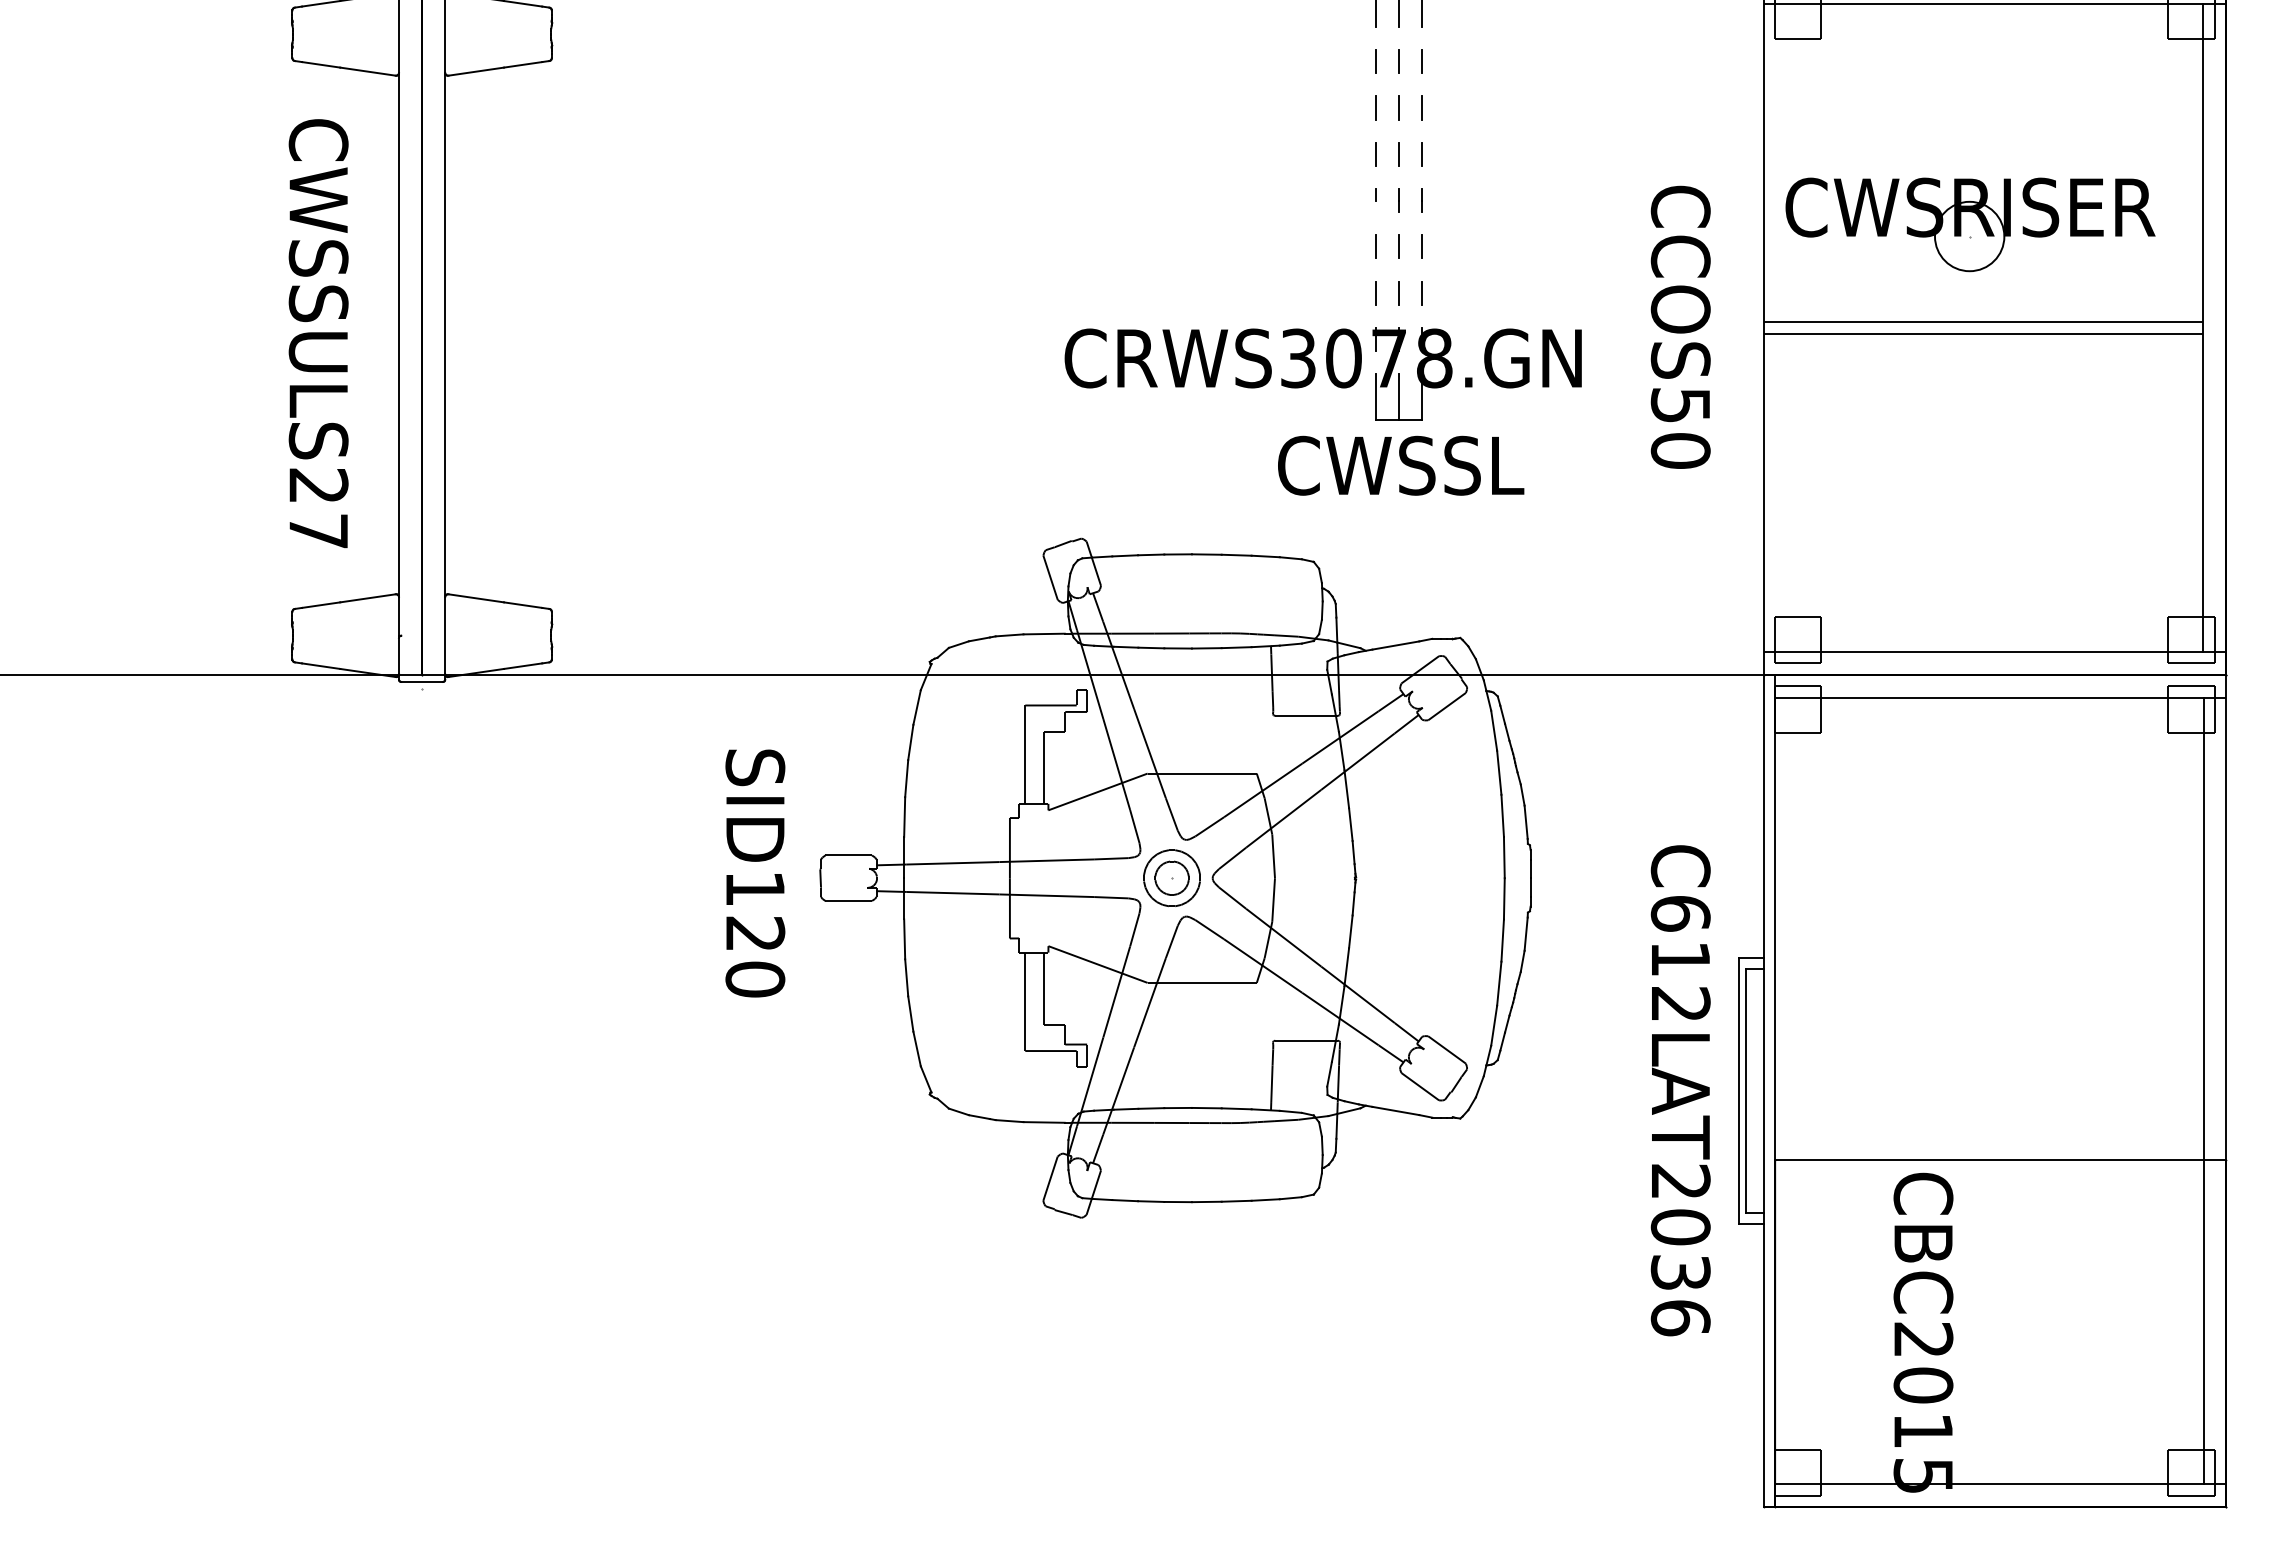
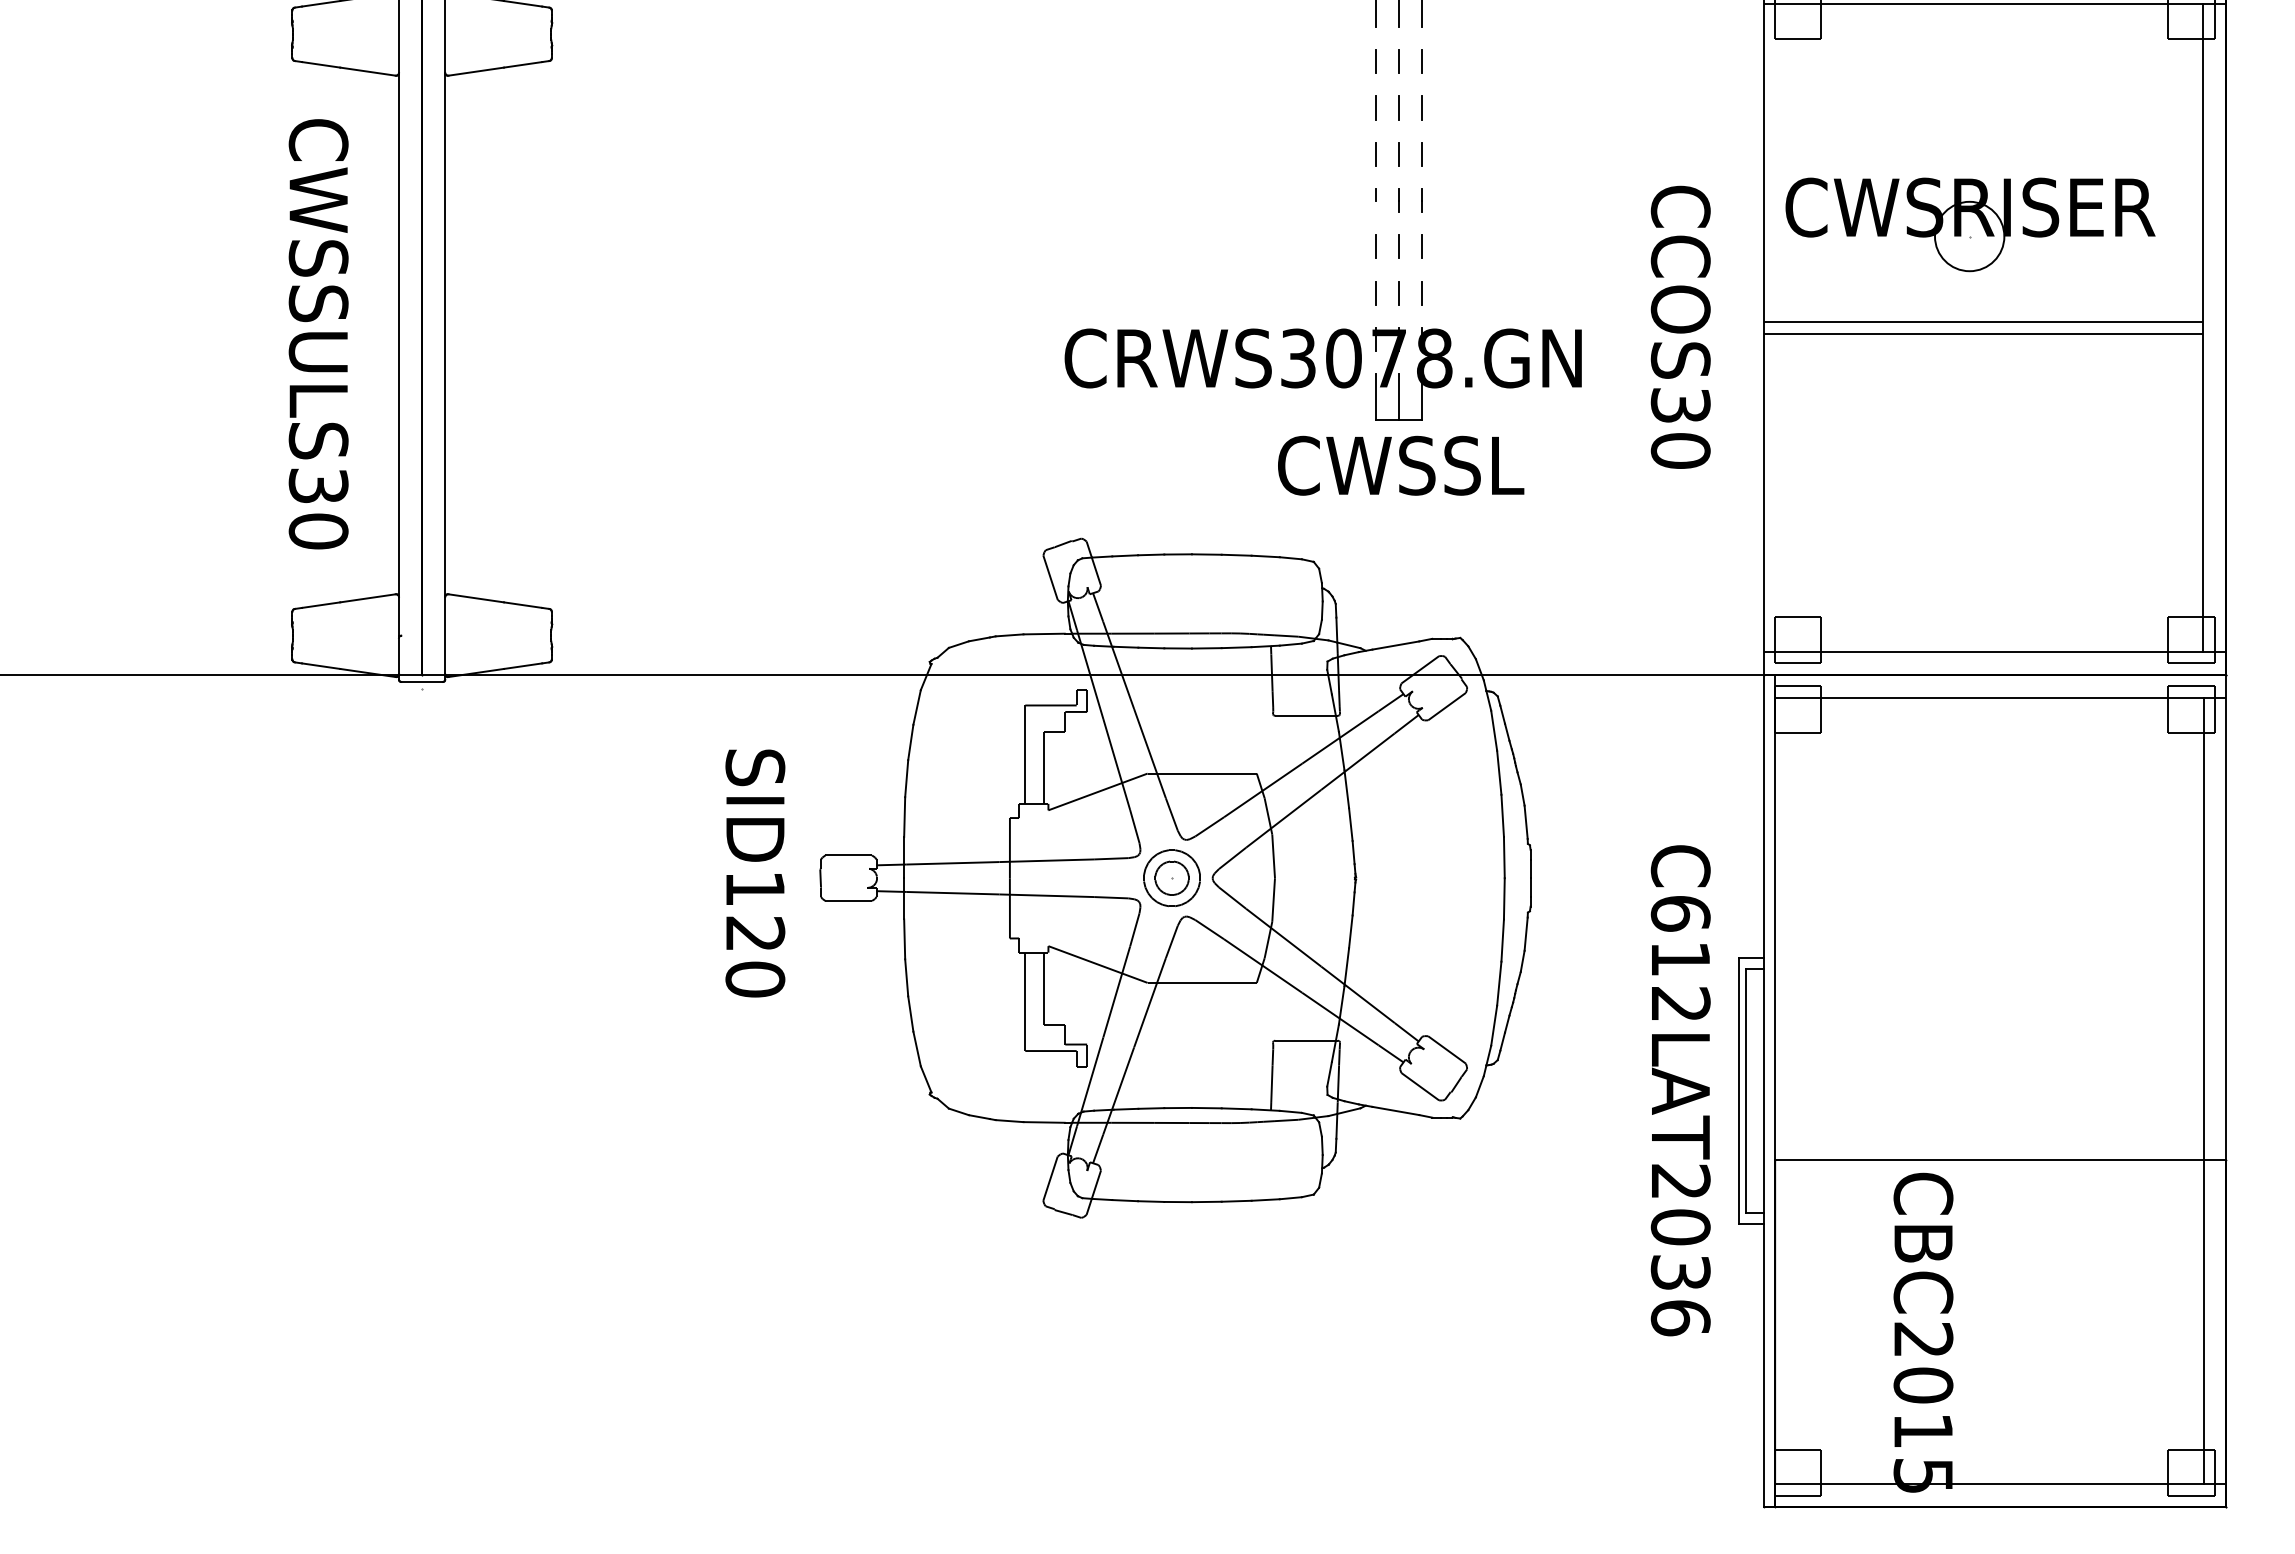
text: CCOS50 -> CCOS30 (1680, 405)
text: CWSSULS27 -> CWSSULS30 (318, 508)
